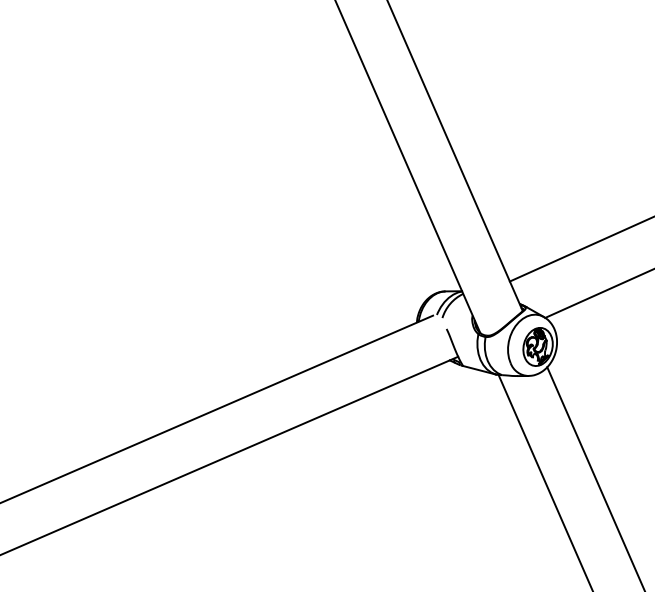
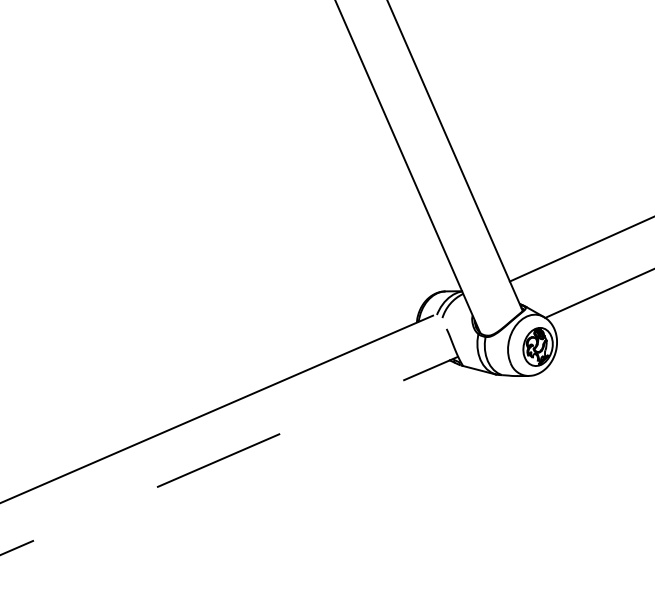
line: solid -> dashed (229, 455)
line: present -> none (595, 477)
line: present -> none (544, 481)
